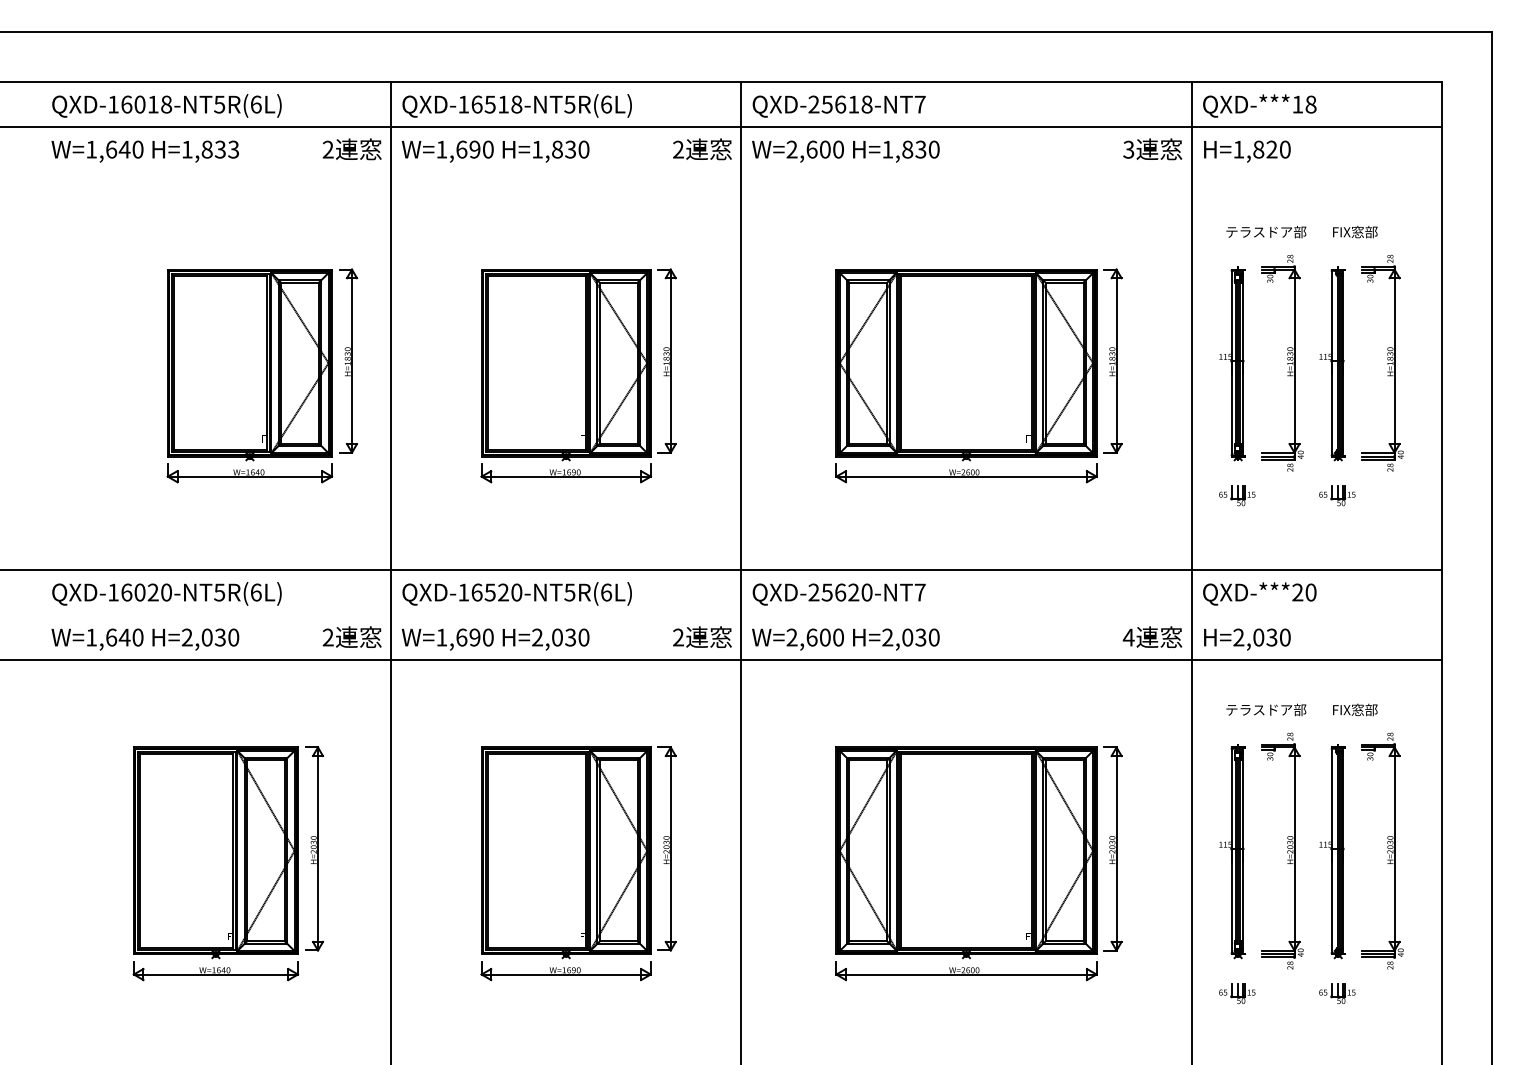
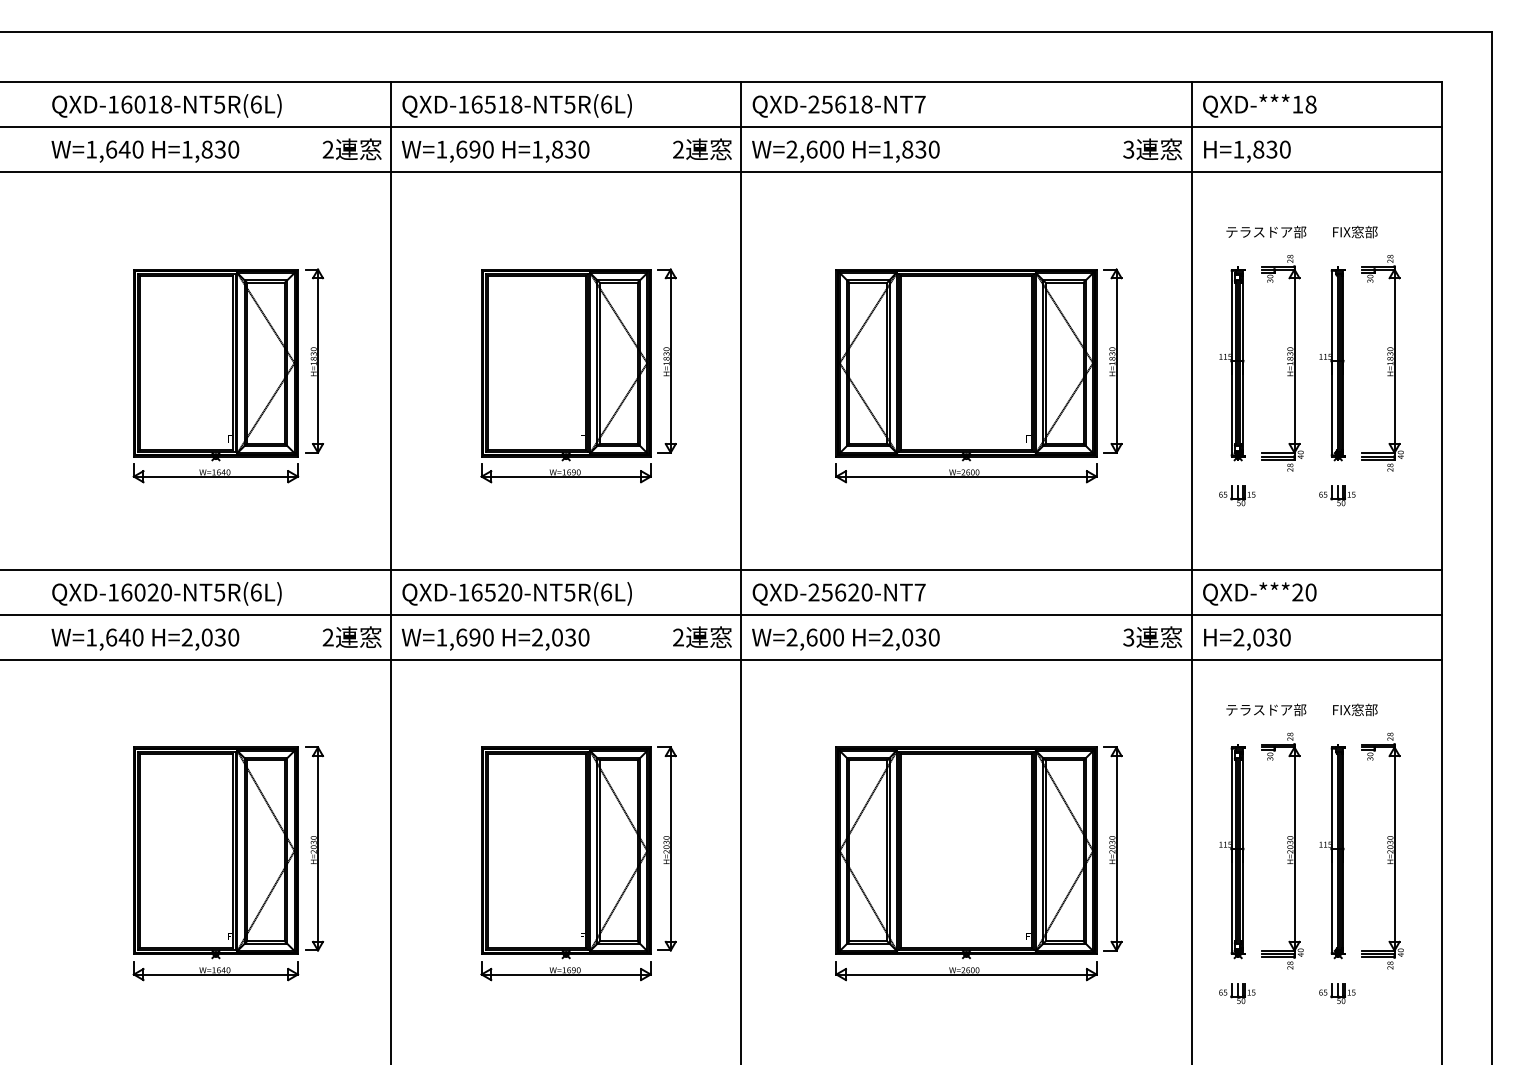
text: H=1,833 -> H=1,830 (233, 149)
text: H=1,820 -> H=1,830 (1271, 149)
line: none -> present (721, 172)
part position: (262, 375) -> (228, 375) (228, 375)
line: none -> present (721, 615)
text: 4 -> 3 (1128, 637)
